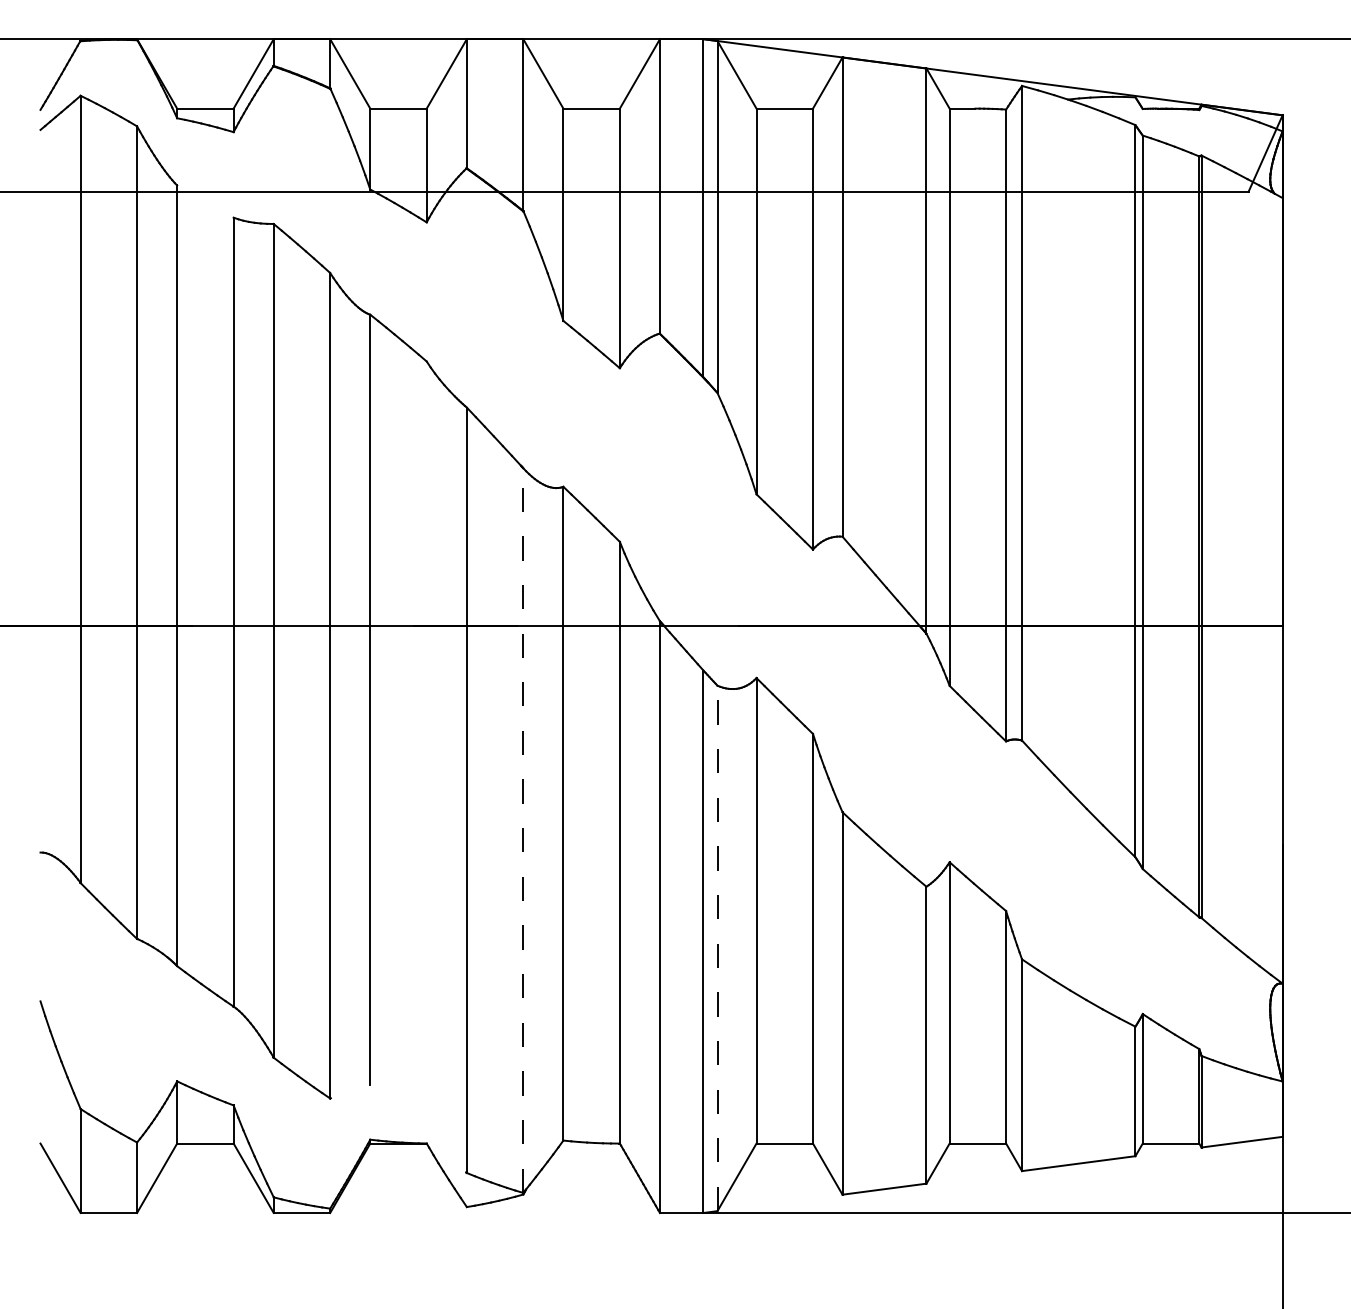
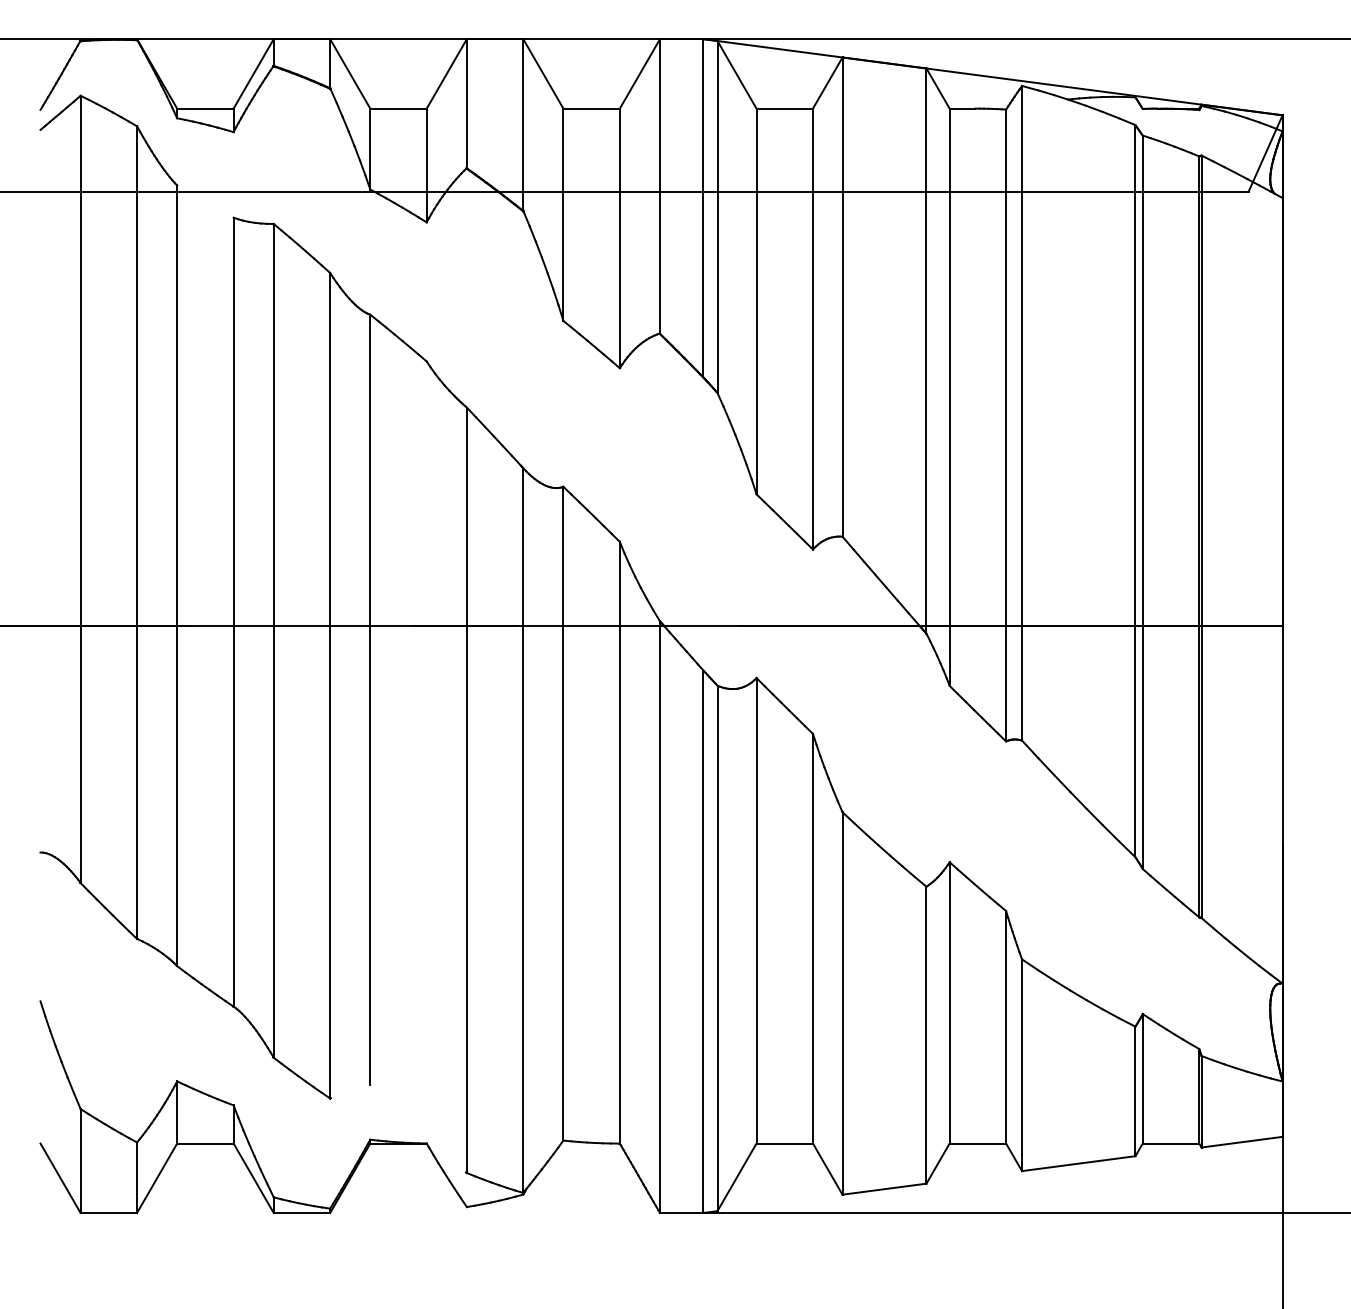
line: dashed -> solid (523, 830)
line: dashed -> solid (717, 948)
